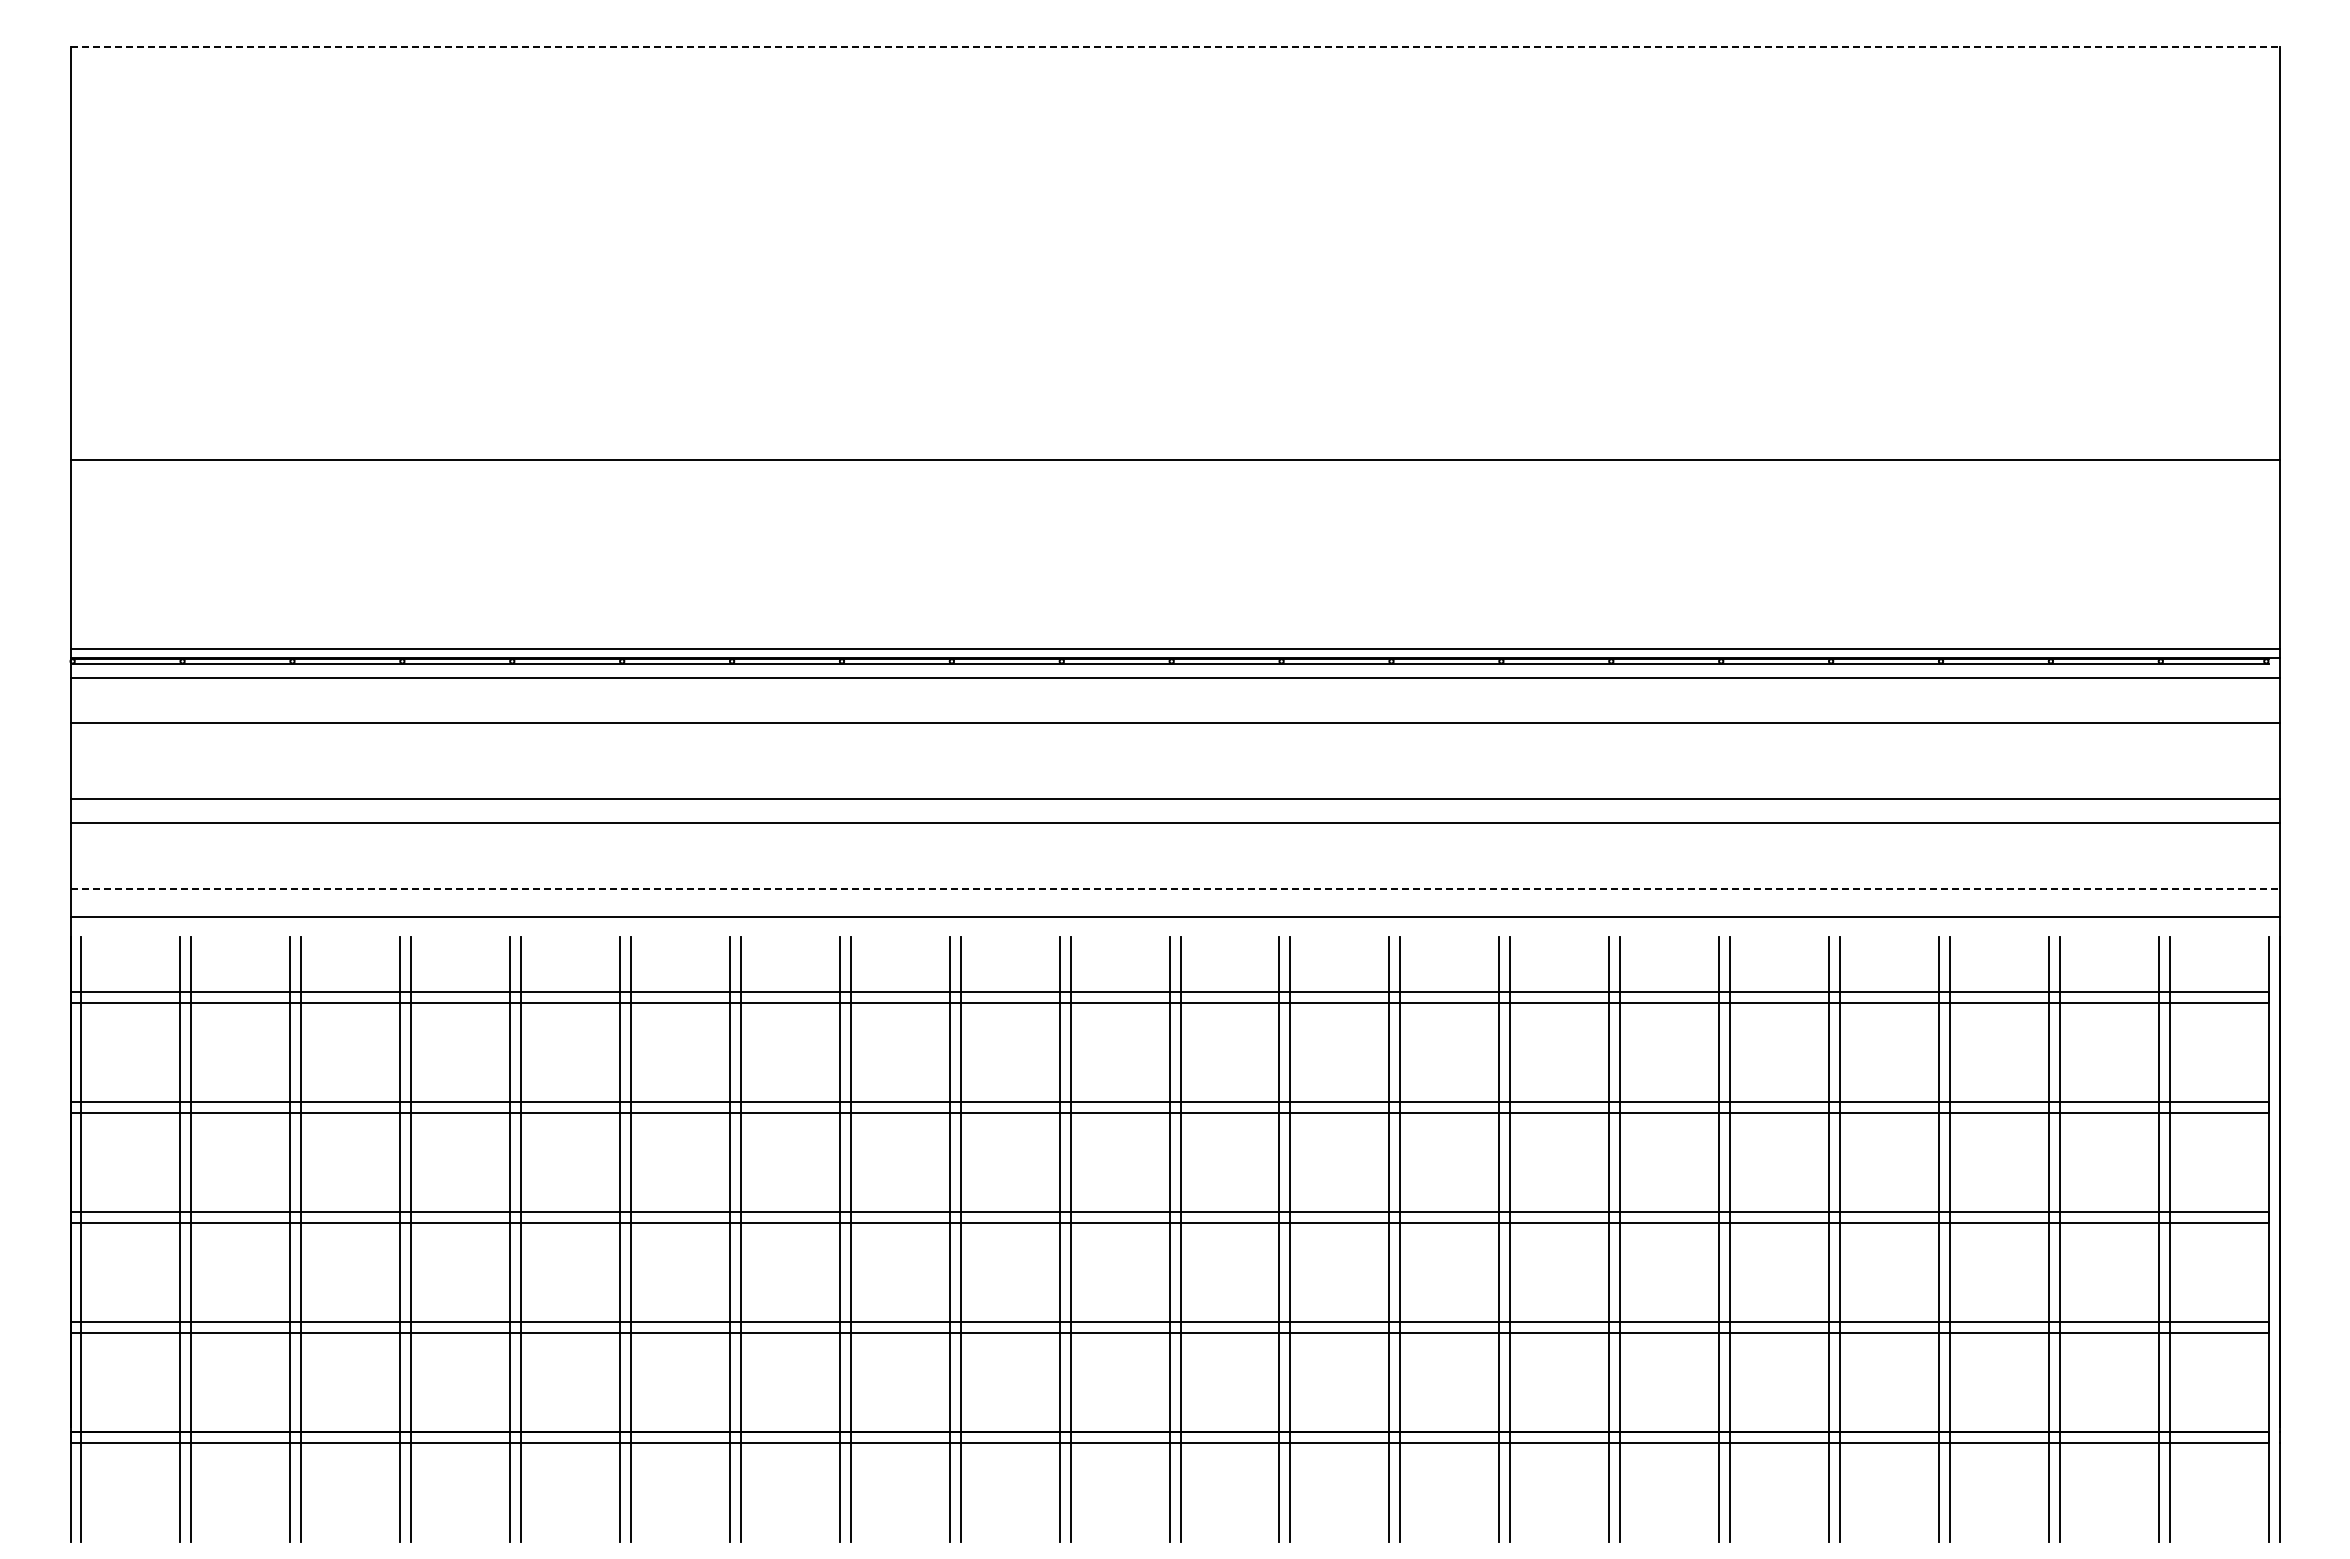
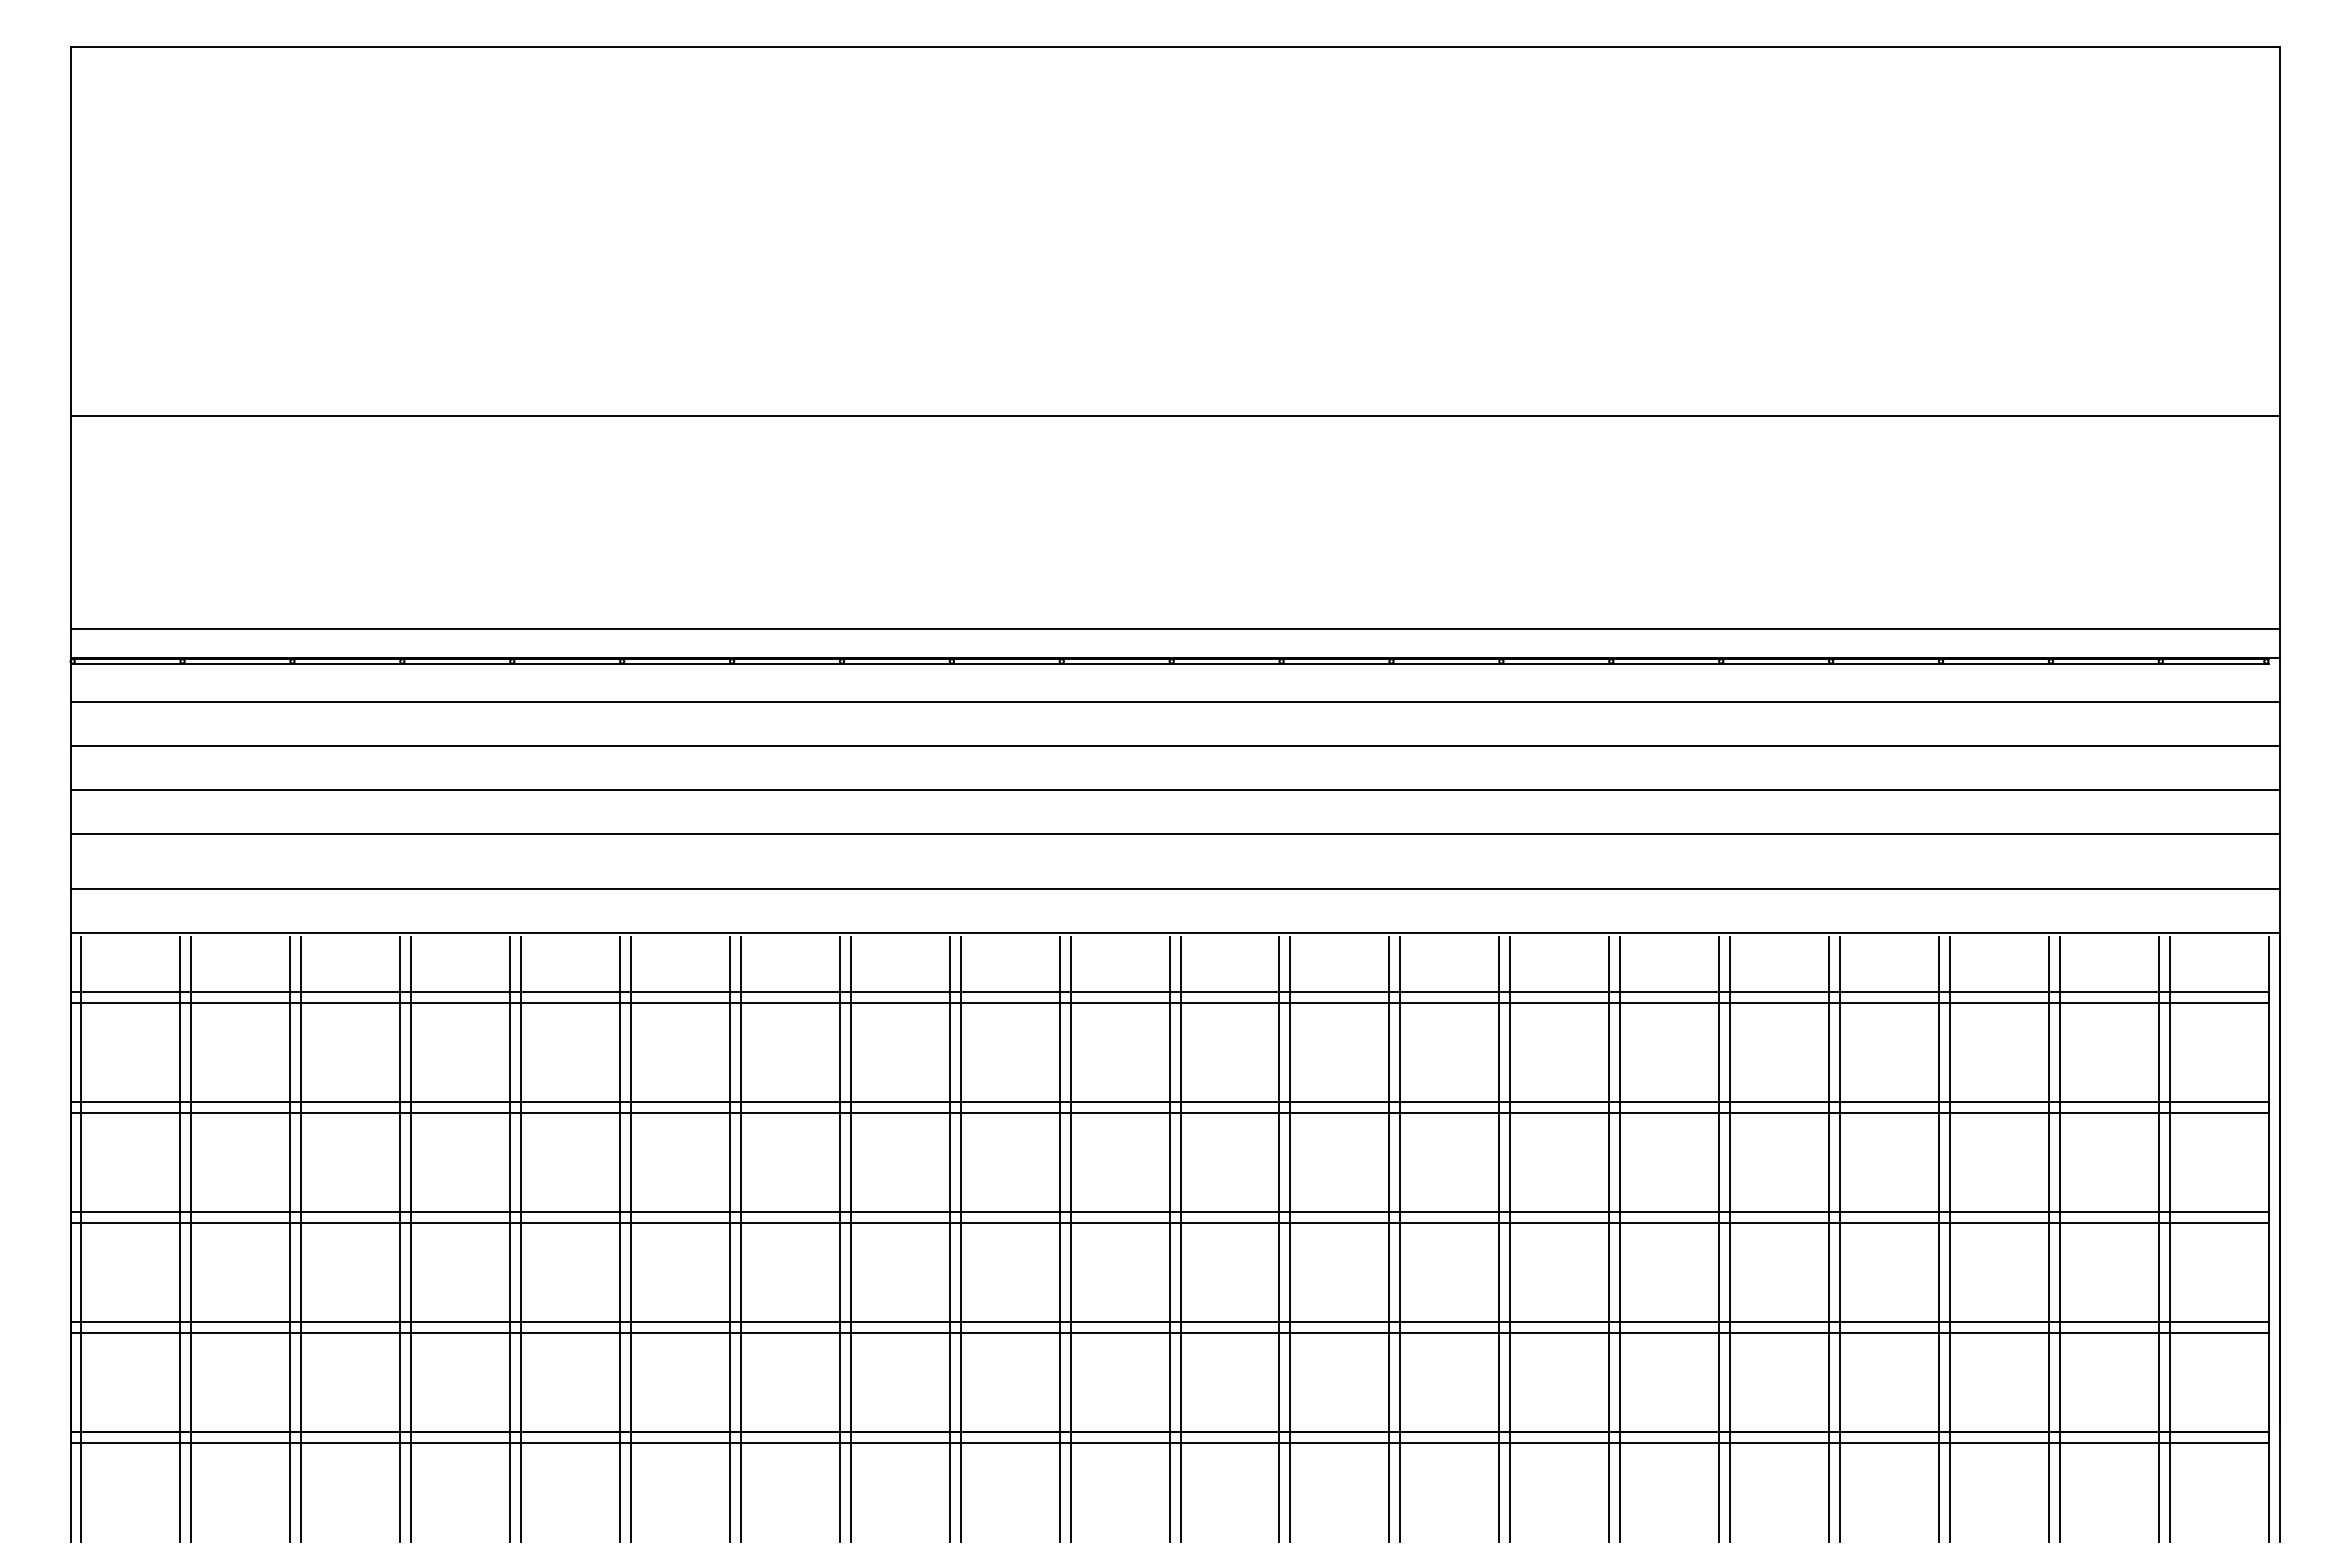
line: dashed -> solid (1175, 46)
line position: (1174, 460) -> (1174, 416) (1174, 416)
line position: (1174, 649) -> (1174, 629) (1174, 629)
line position: (1174, 677) -> (1174, 701) (1174, 701)
line position: (1174, 722) -> (1174, 745) (1174, 745)
line position: (1174, 798) -> (1174, 833) (1174, 833)
line position: (1174, 822) -> (1174, 789) (1174, 789)
line: dashed -> solid (1175, 888)
line position: (1174, 916) -> (1174, 932) (1174, 932)
